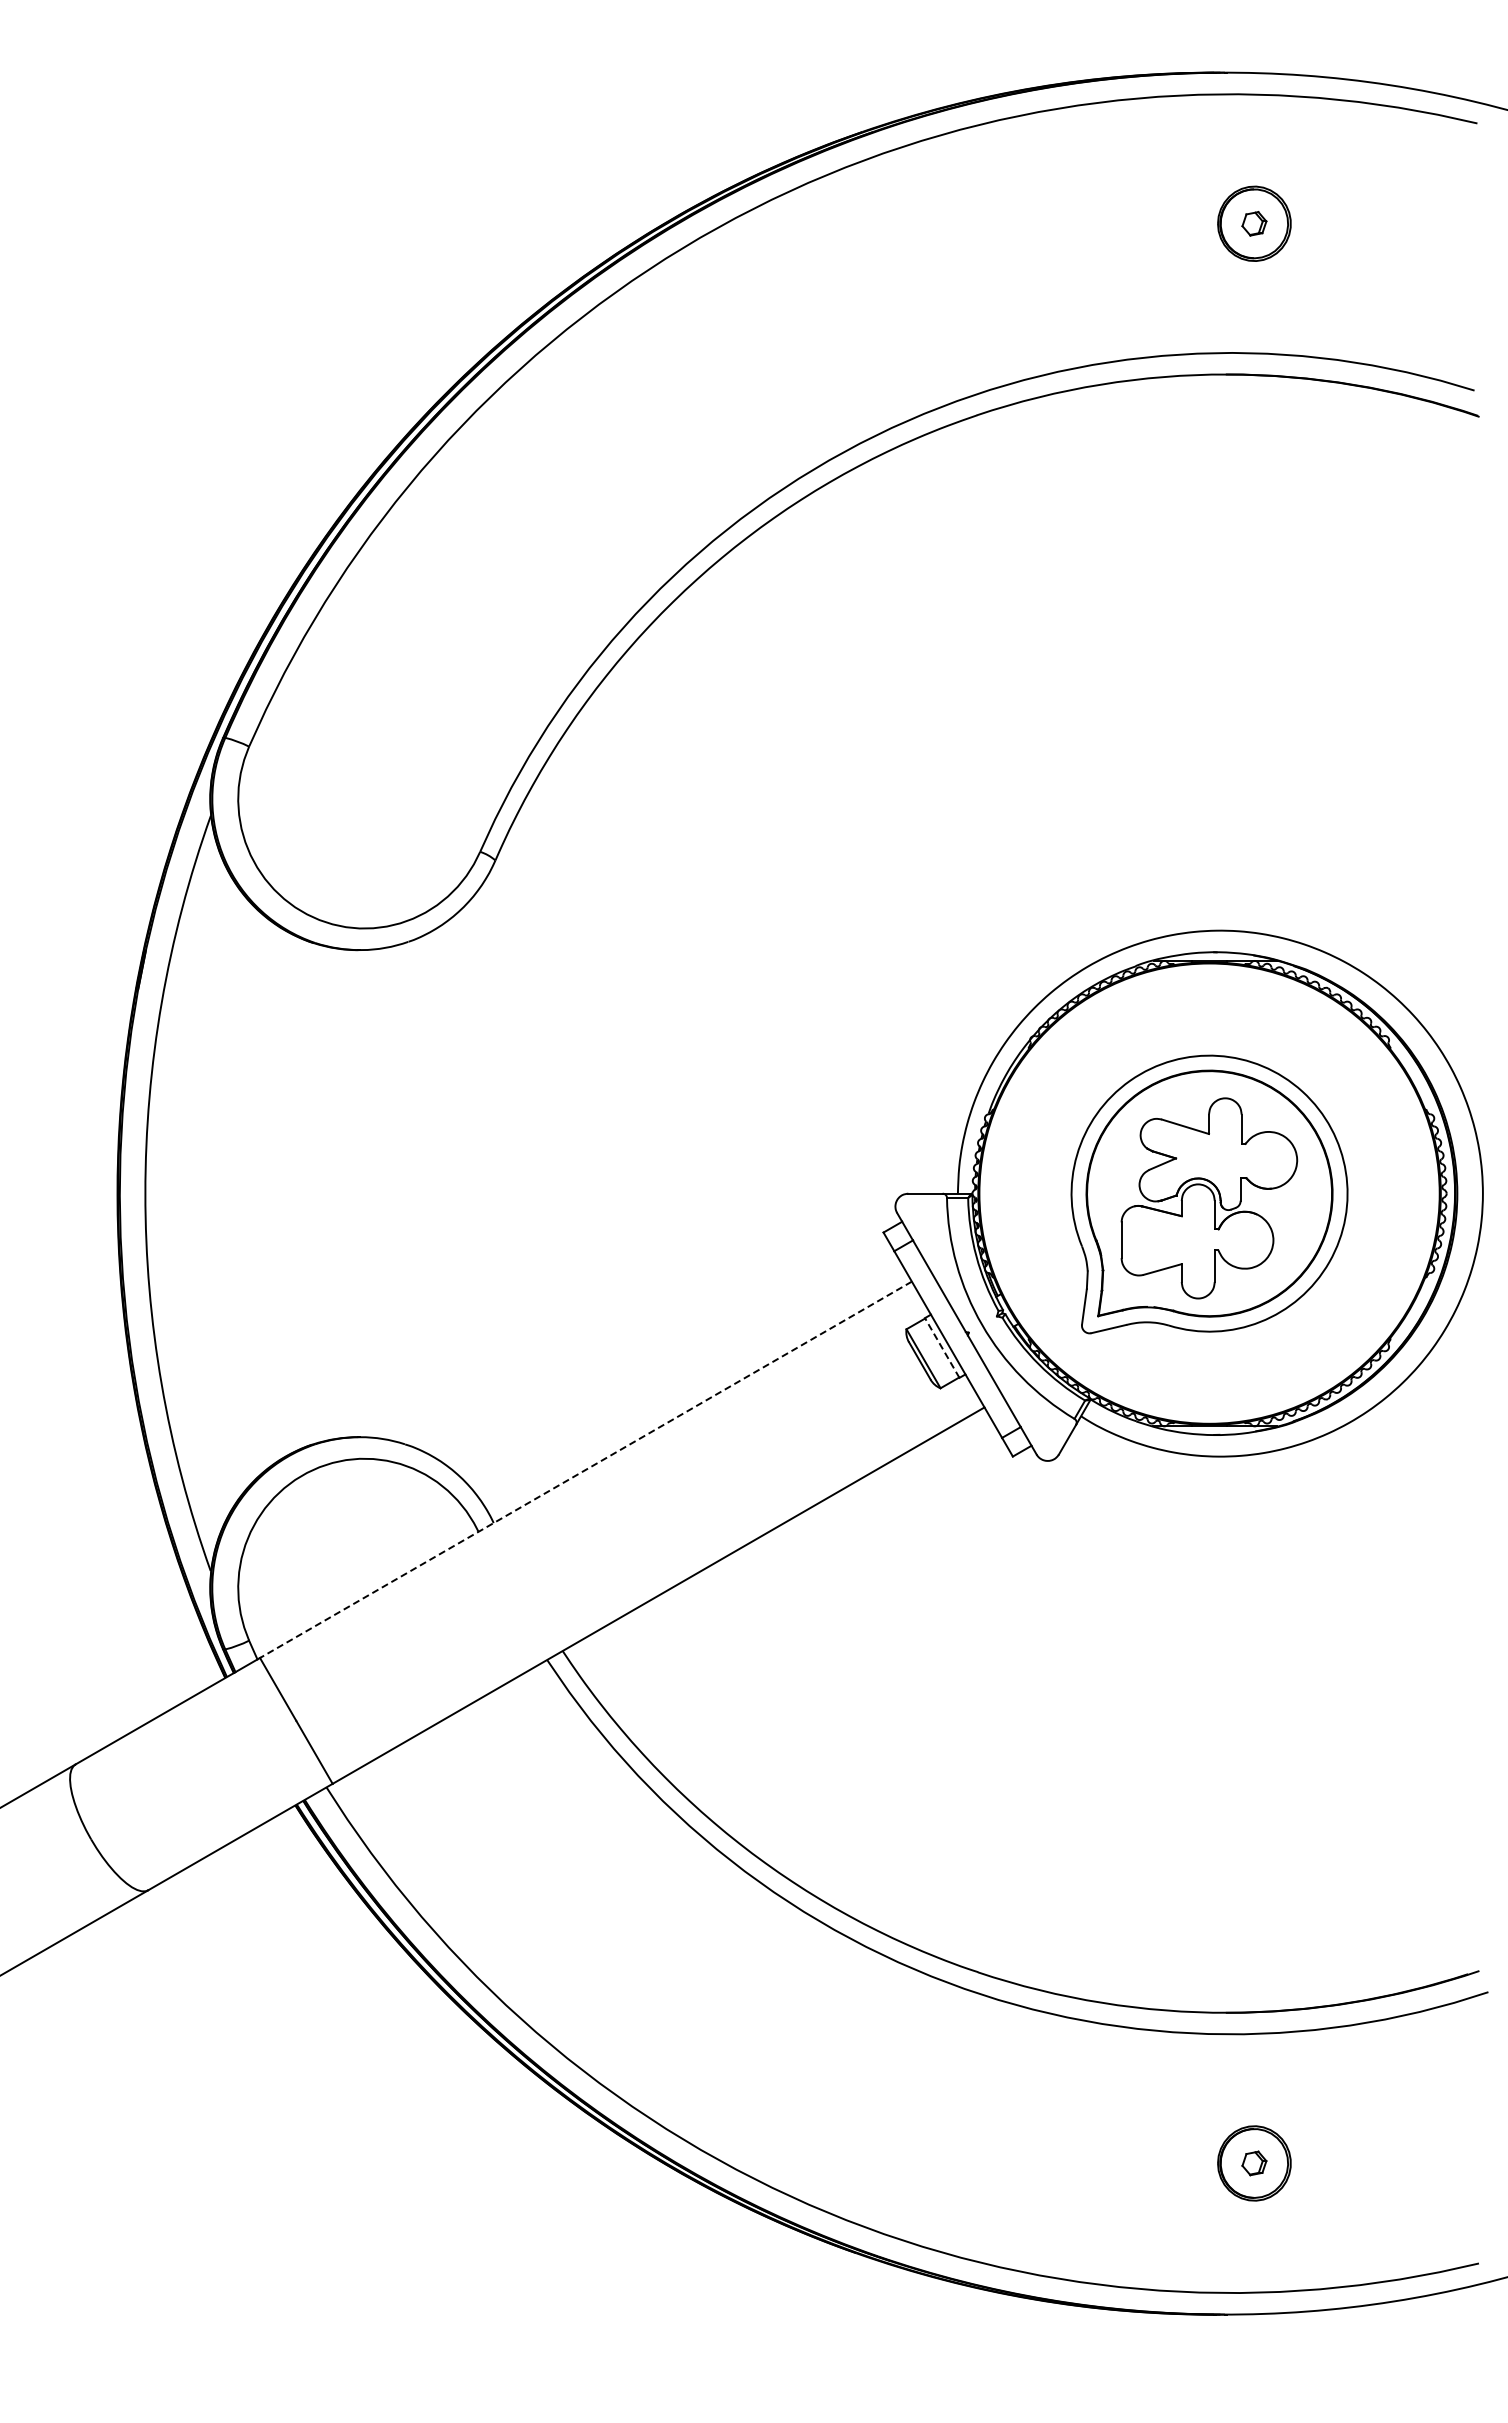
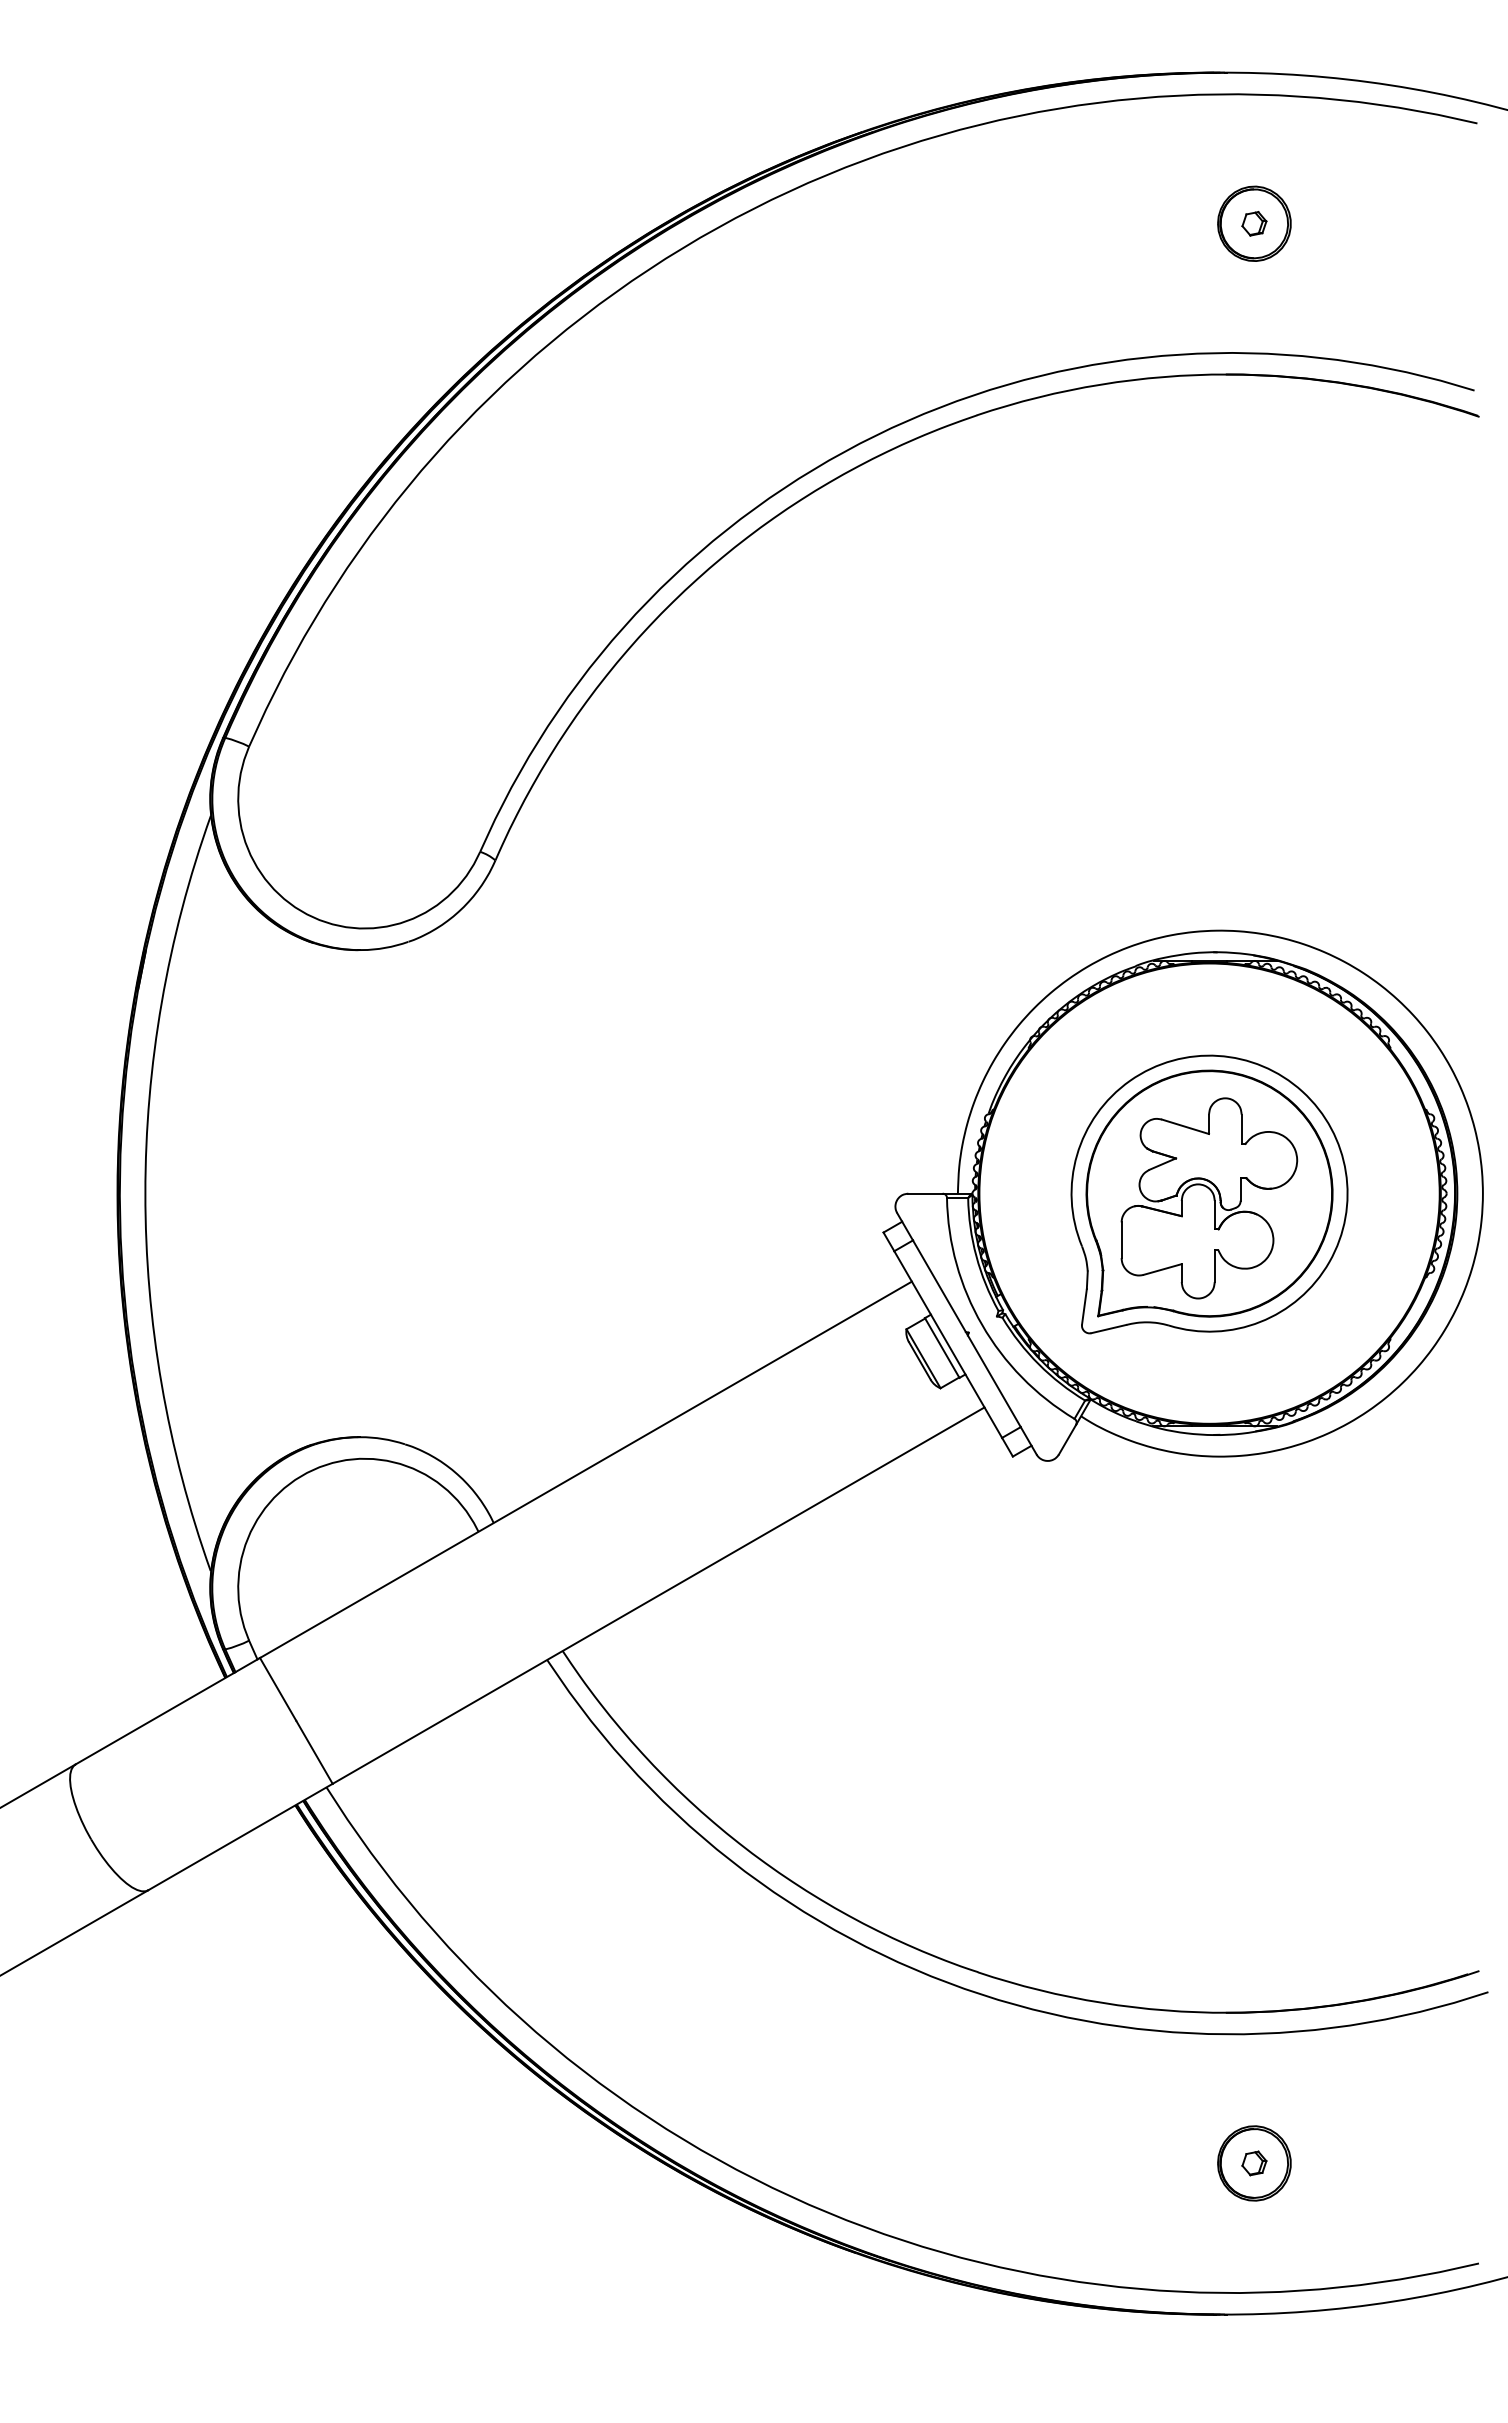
line: dashed -> solid (941, 1347)
line: dashed -> solid (585, 1470)
